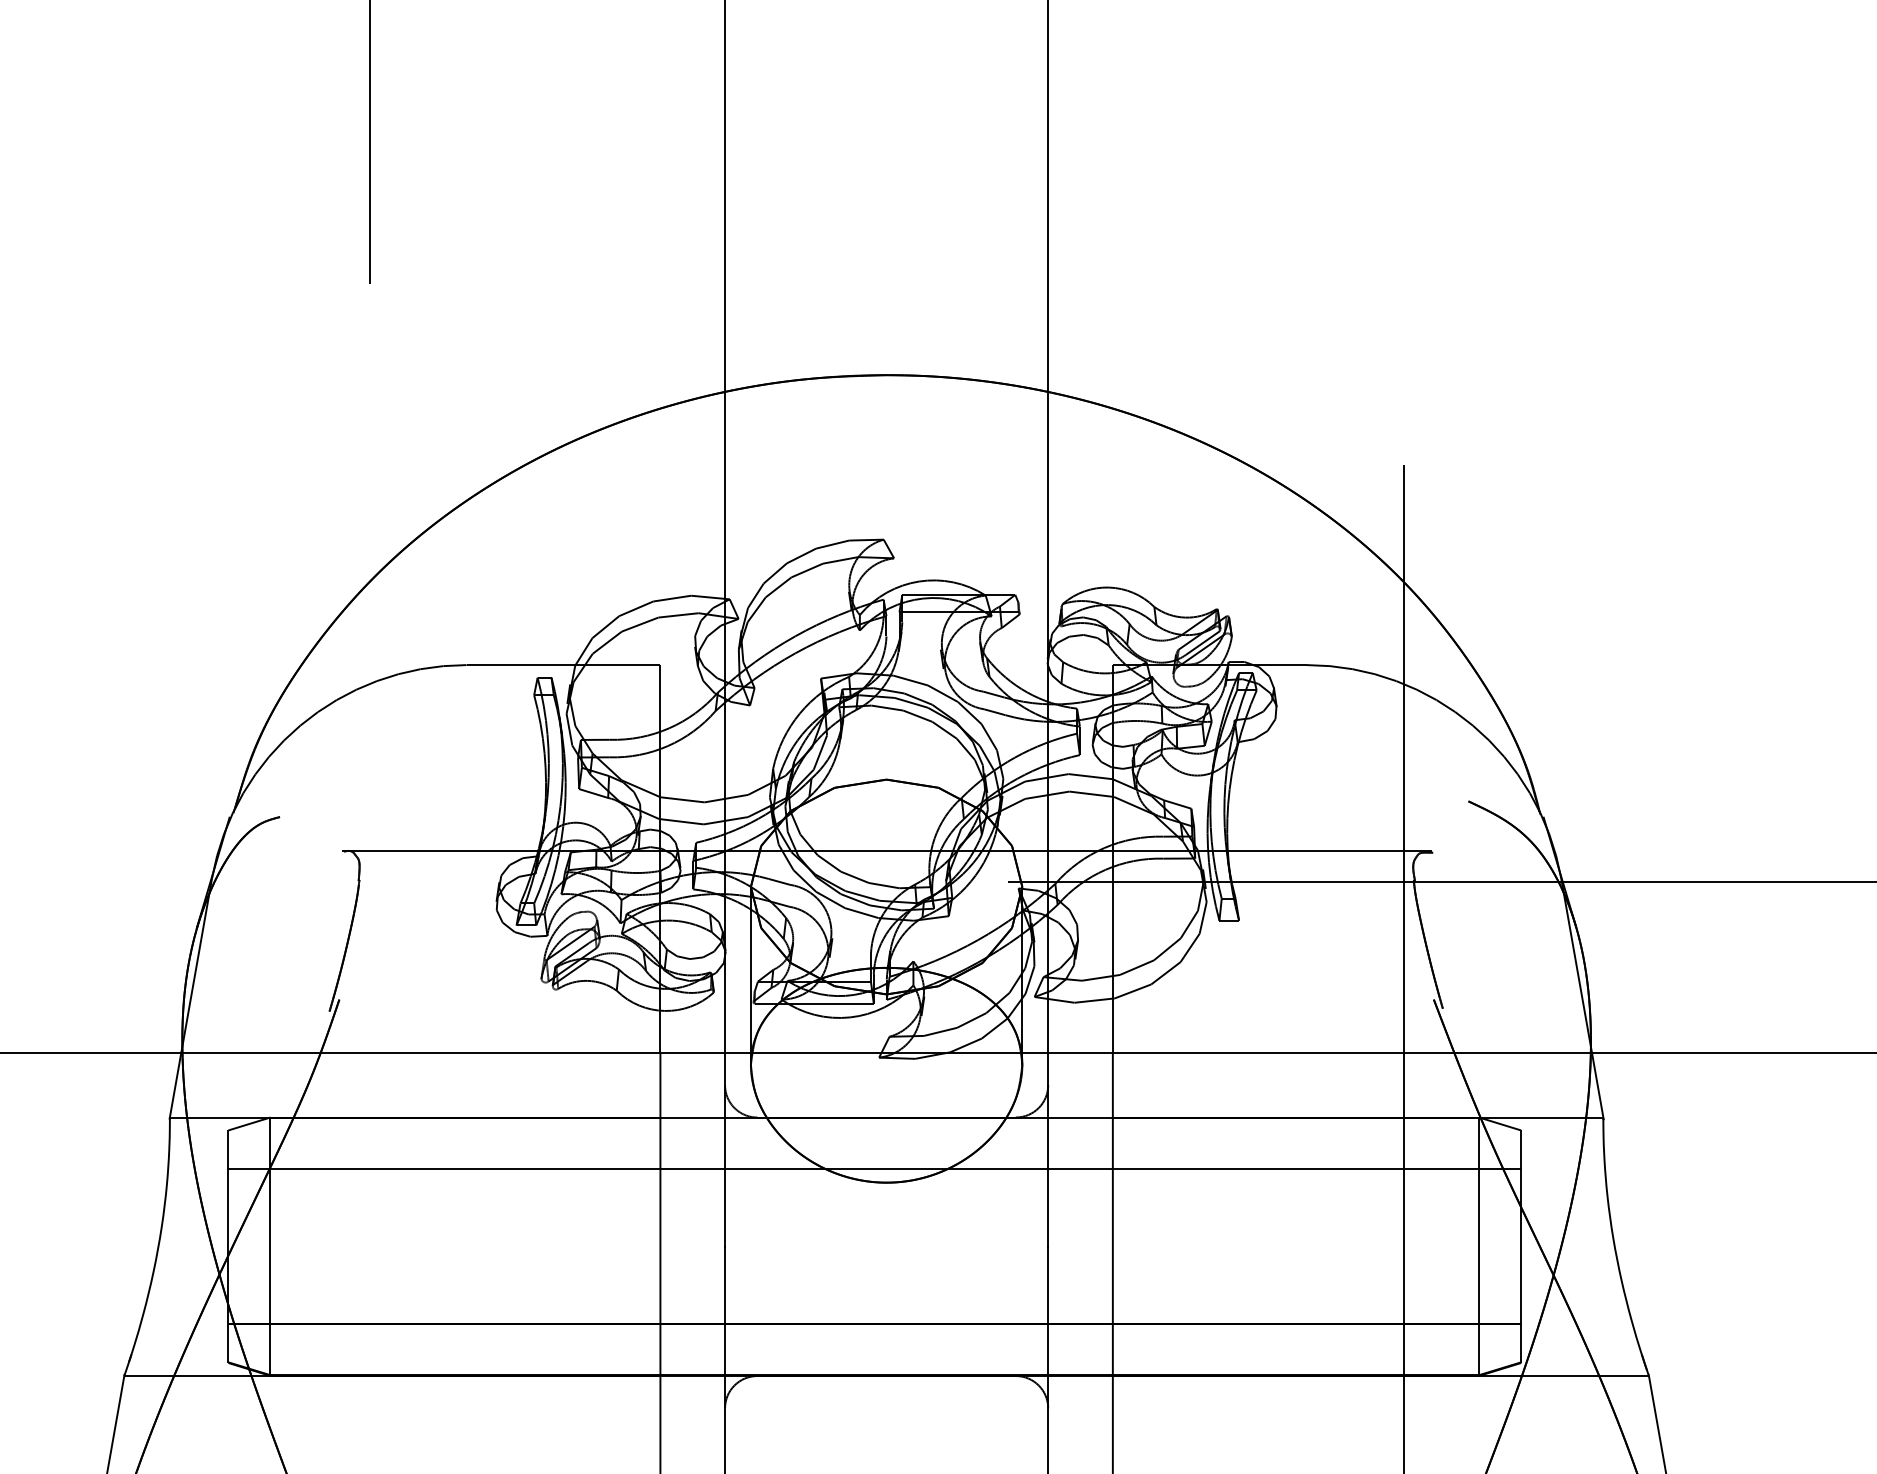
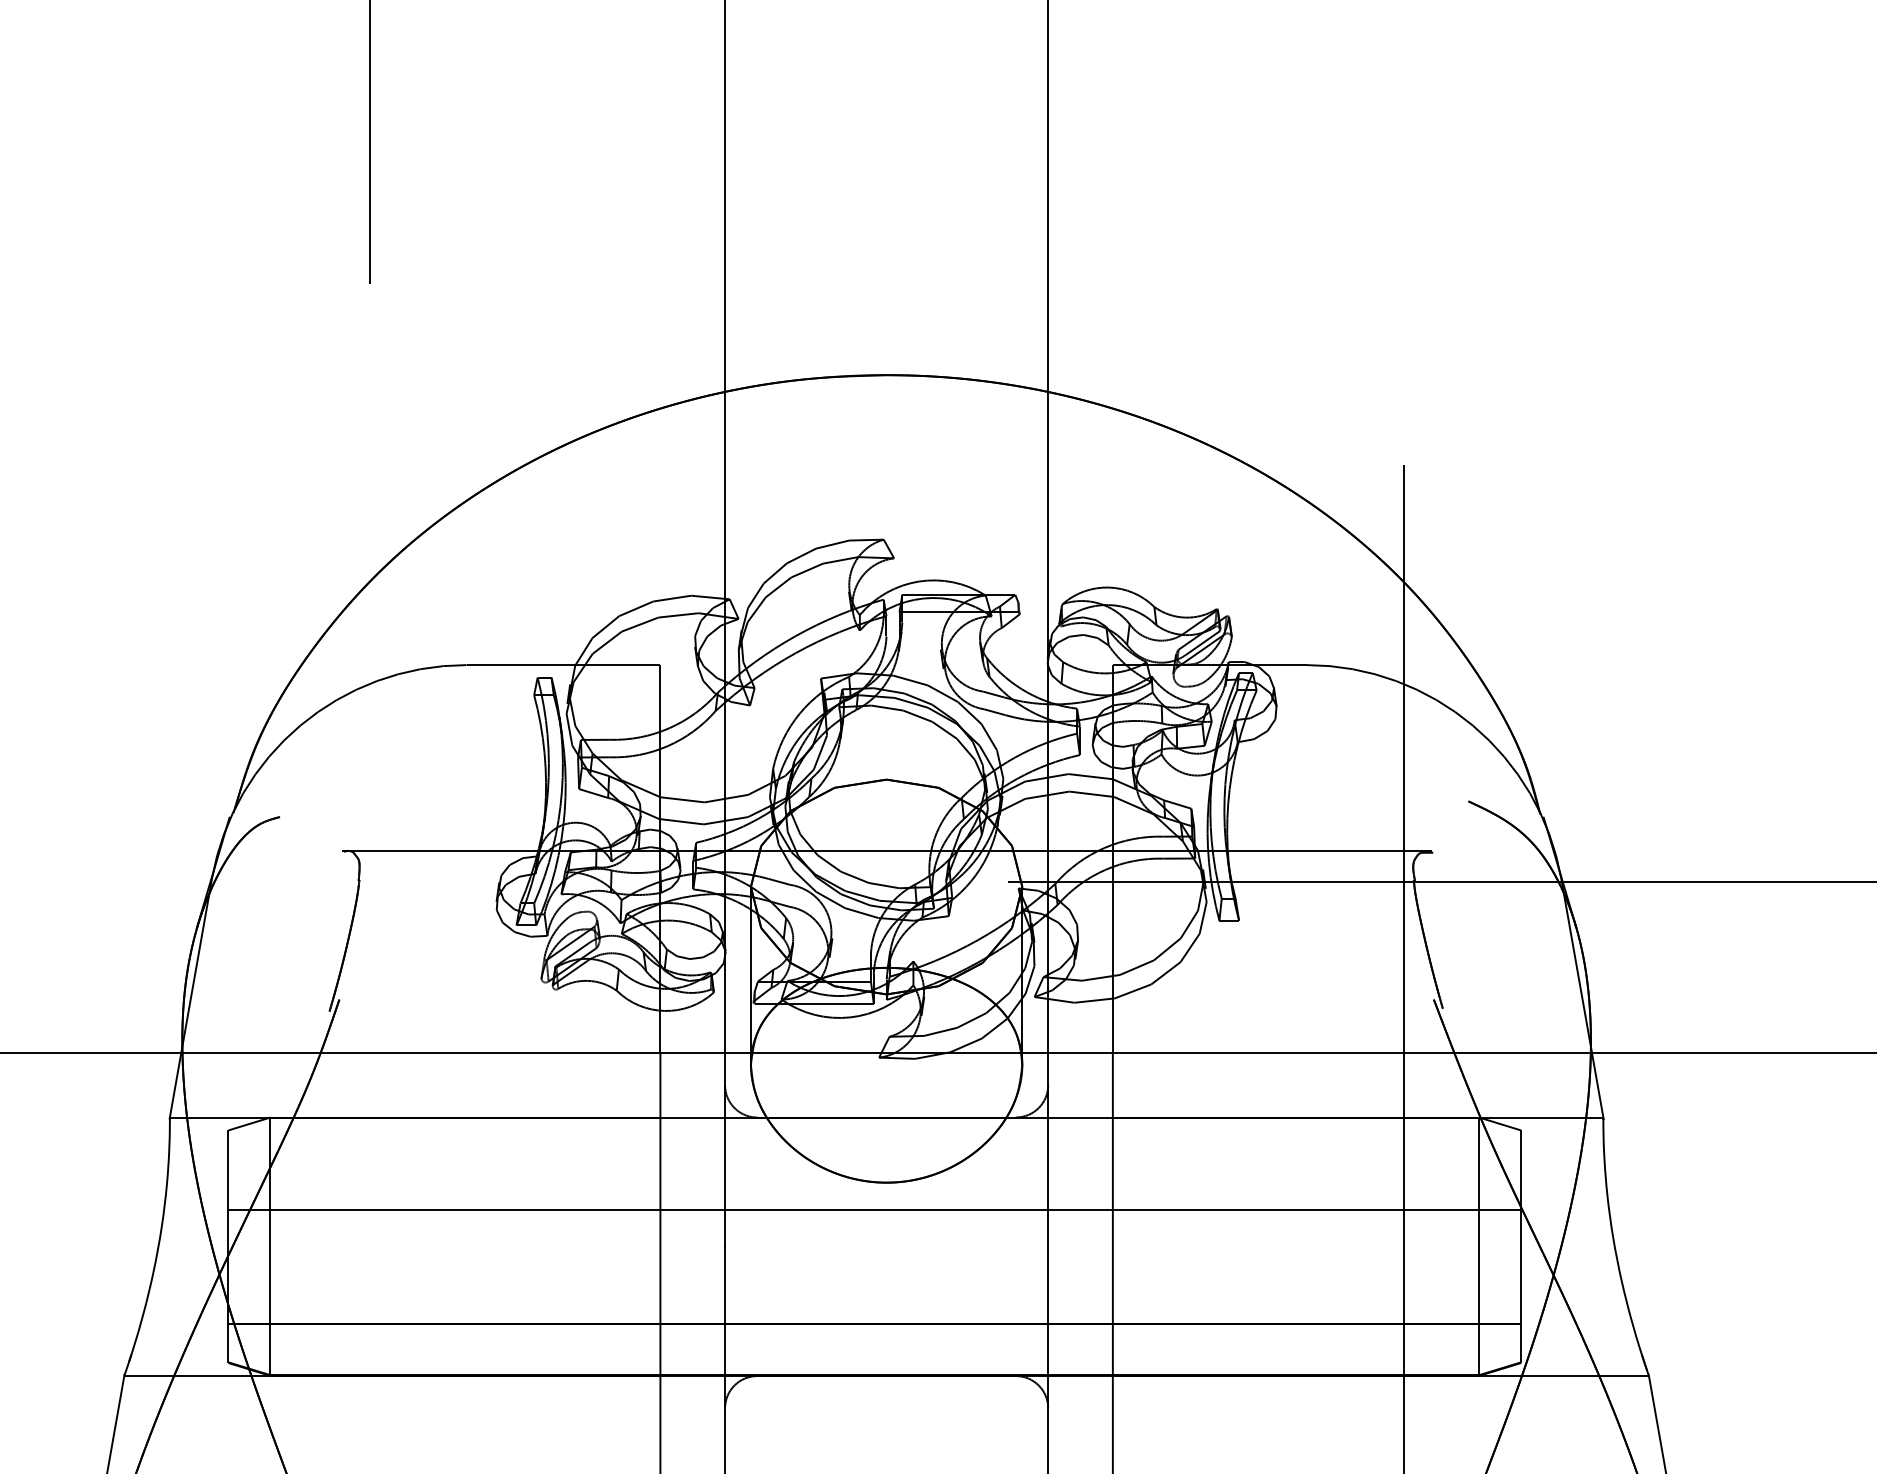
line position: (874, 1169) -> (874, 1210) (874, 1210)
